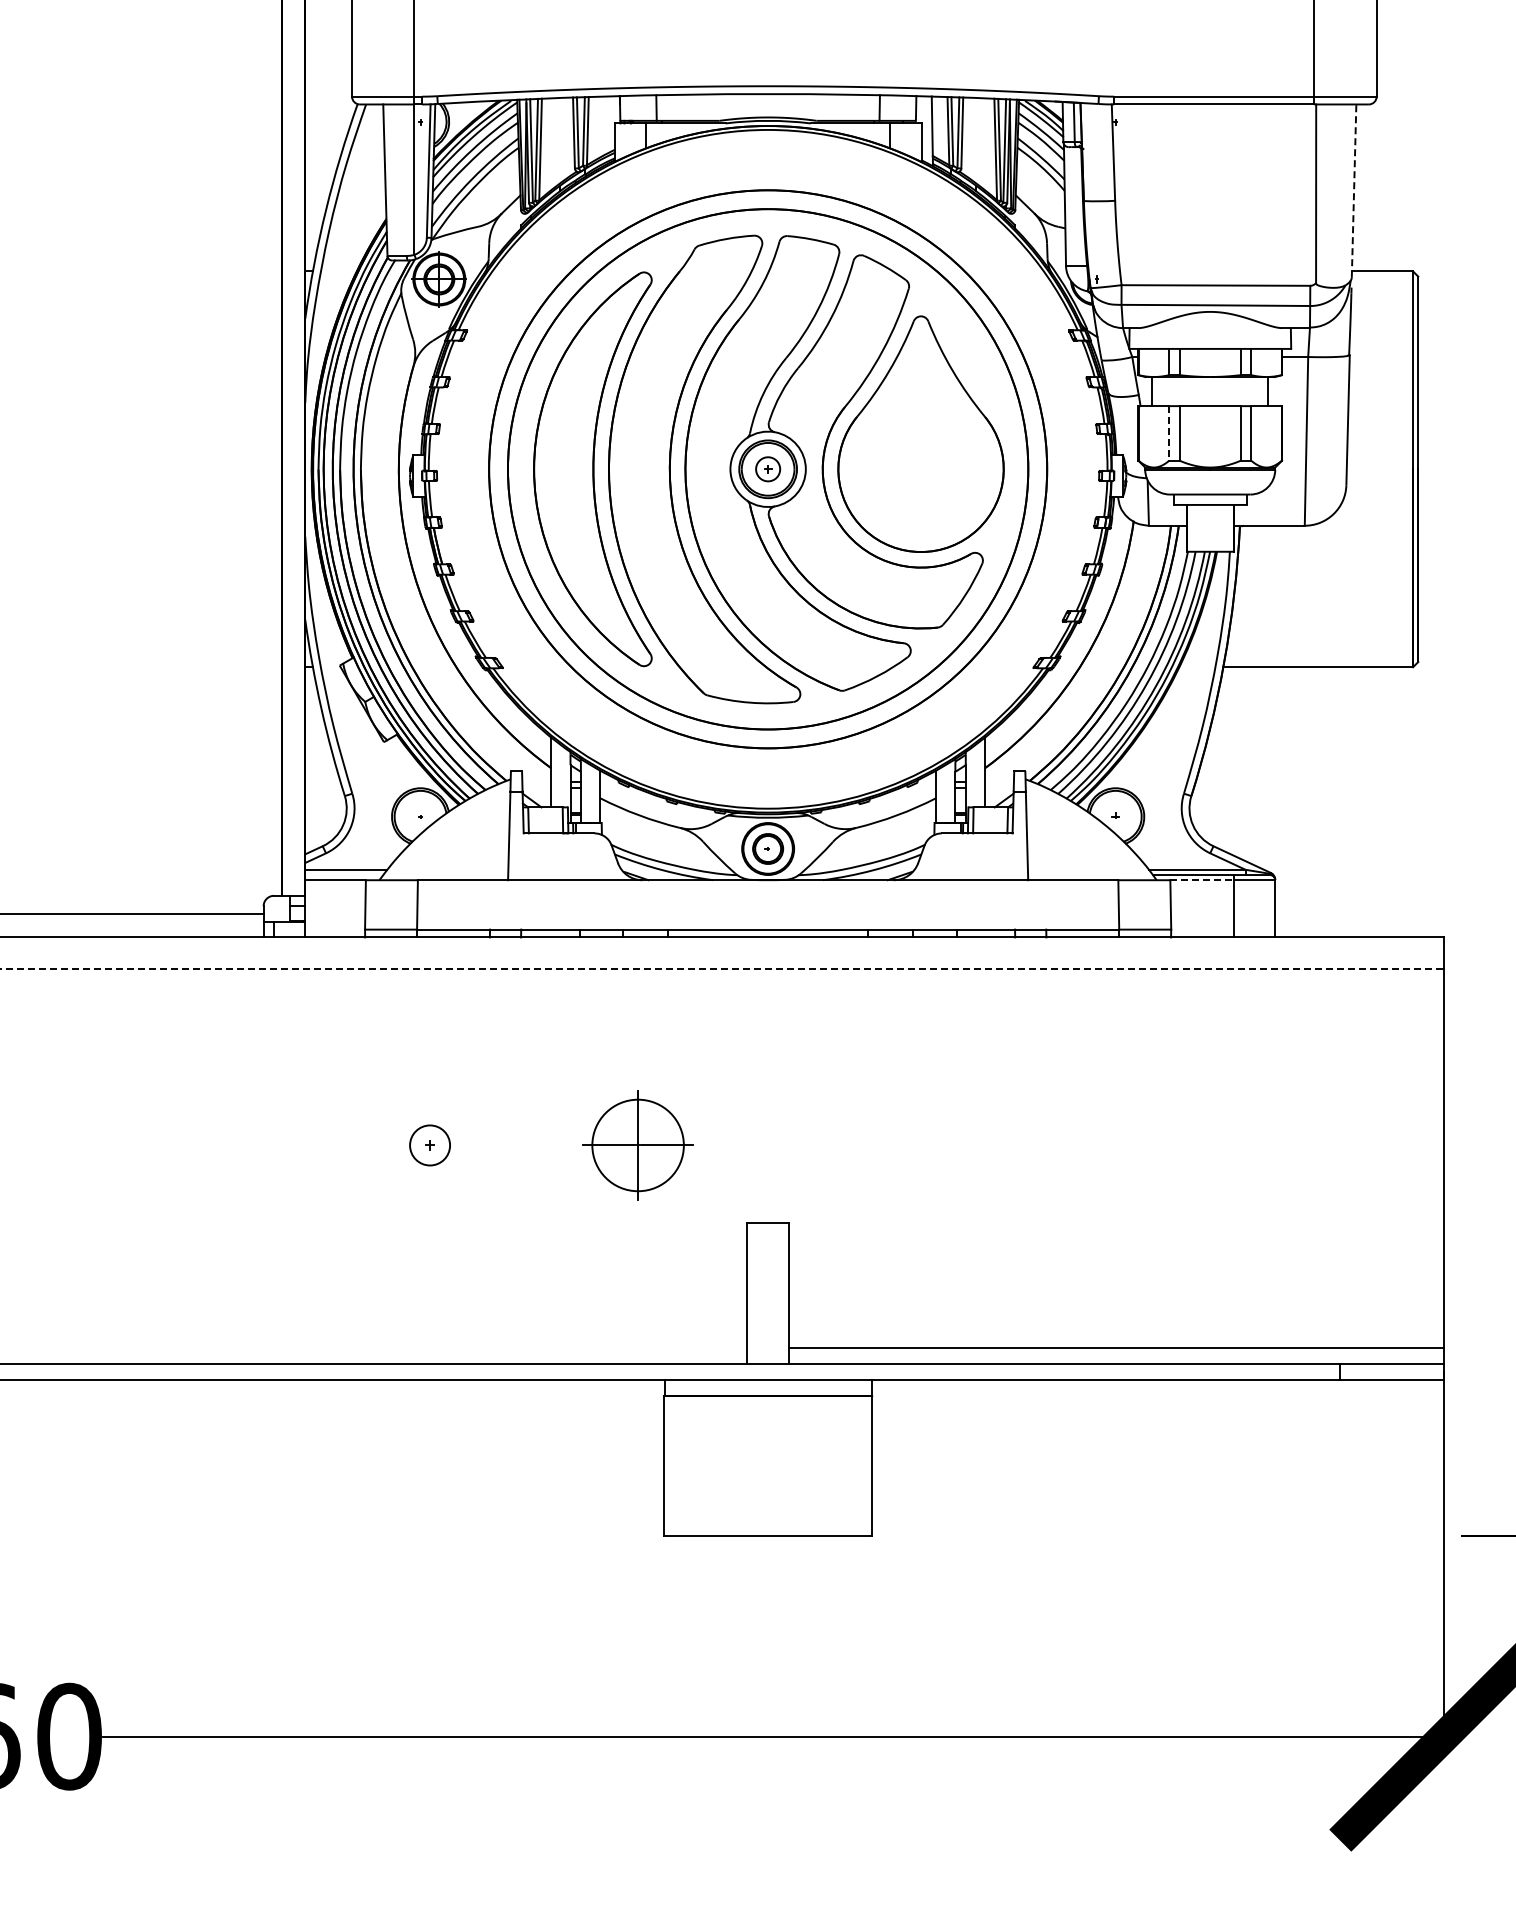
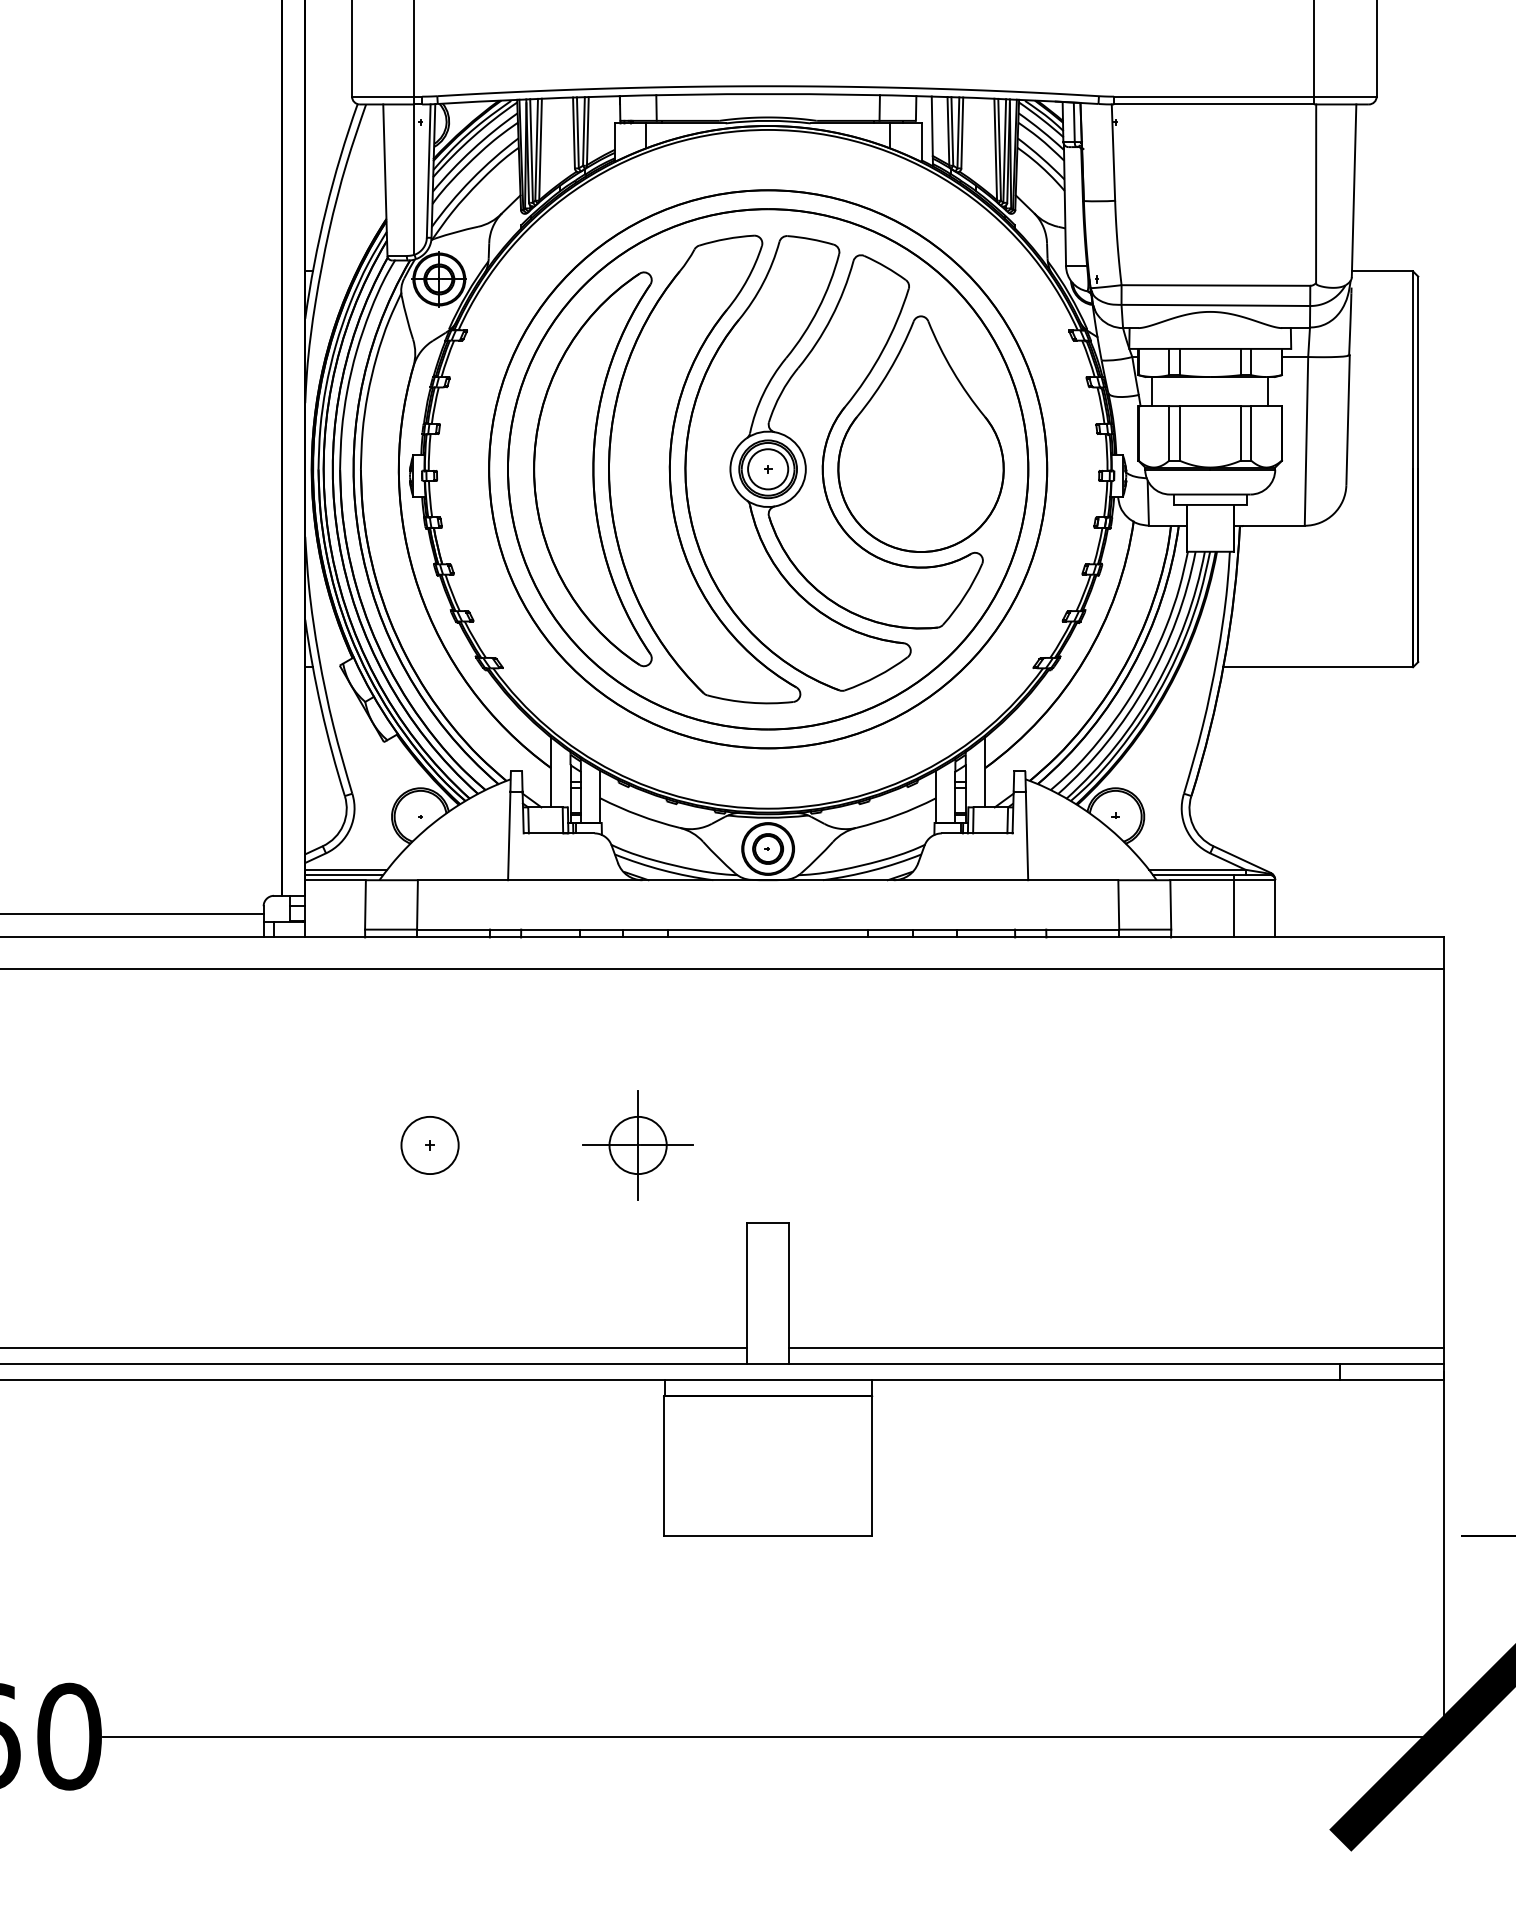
line: dashed -> solid (1354, 190)
line: dashed -> solid (1169, 433)
circle diameter: 24 px -> 40 px (768, 469)
line: none -> present (344, 875)
line: dashed -> solid (1201, 880)
line: dashed -> solid (722, 968)
circle diameter: 40 px -> 57 px (429, 1145)
circle diameter: 92 px -> 57 px (637, 1145)
line: none -> present (374, 1348)
